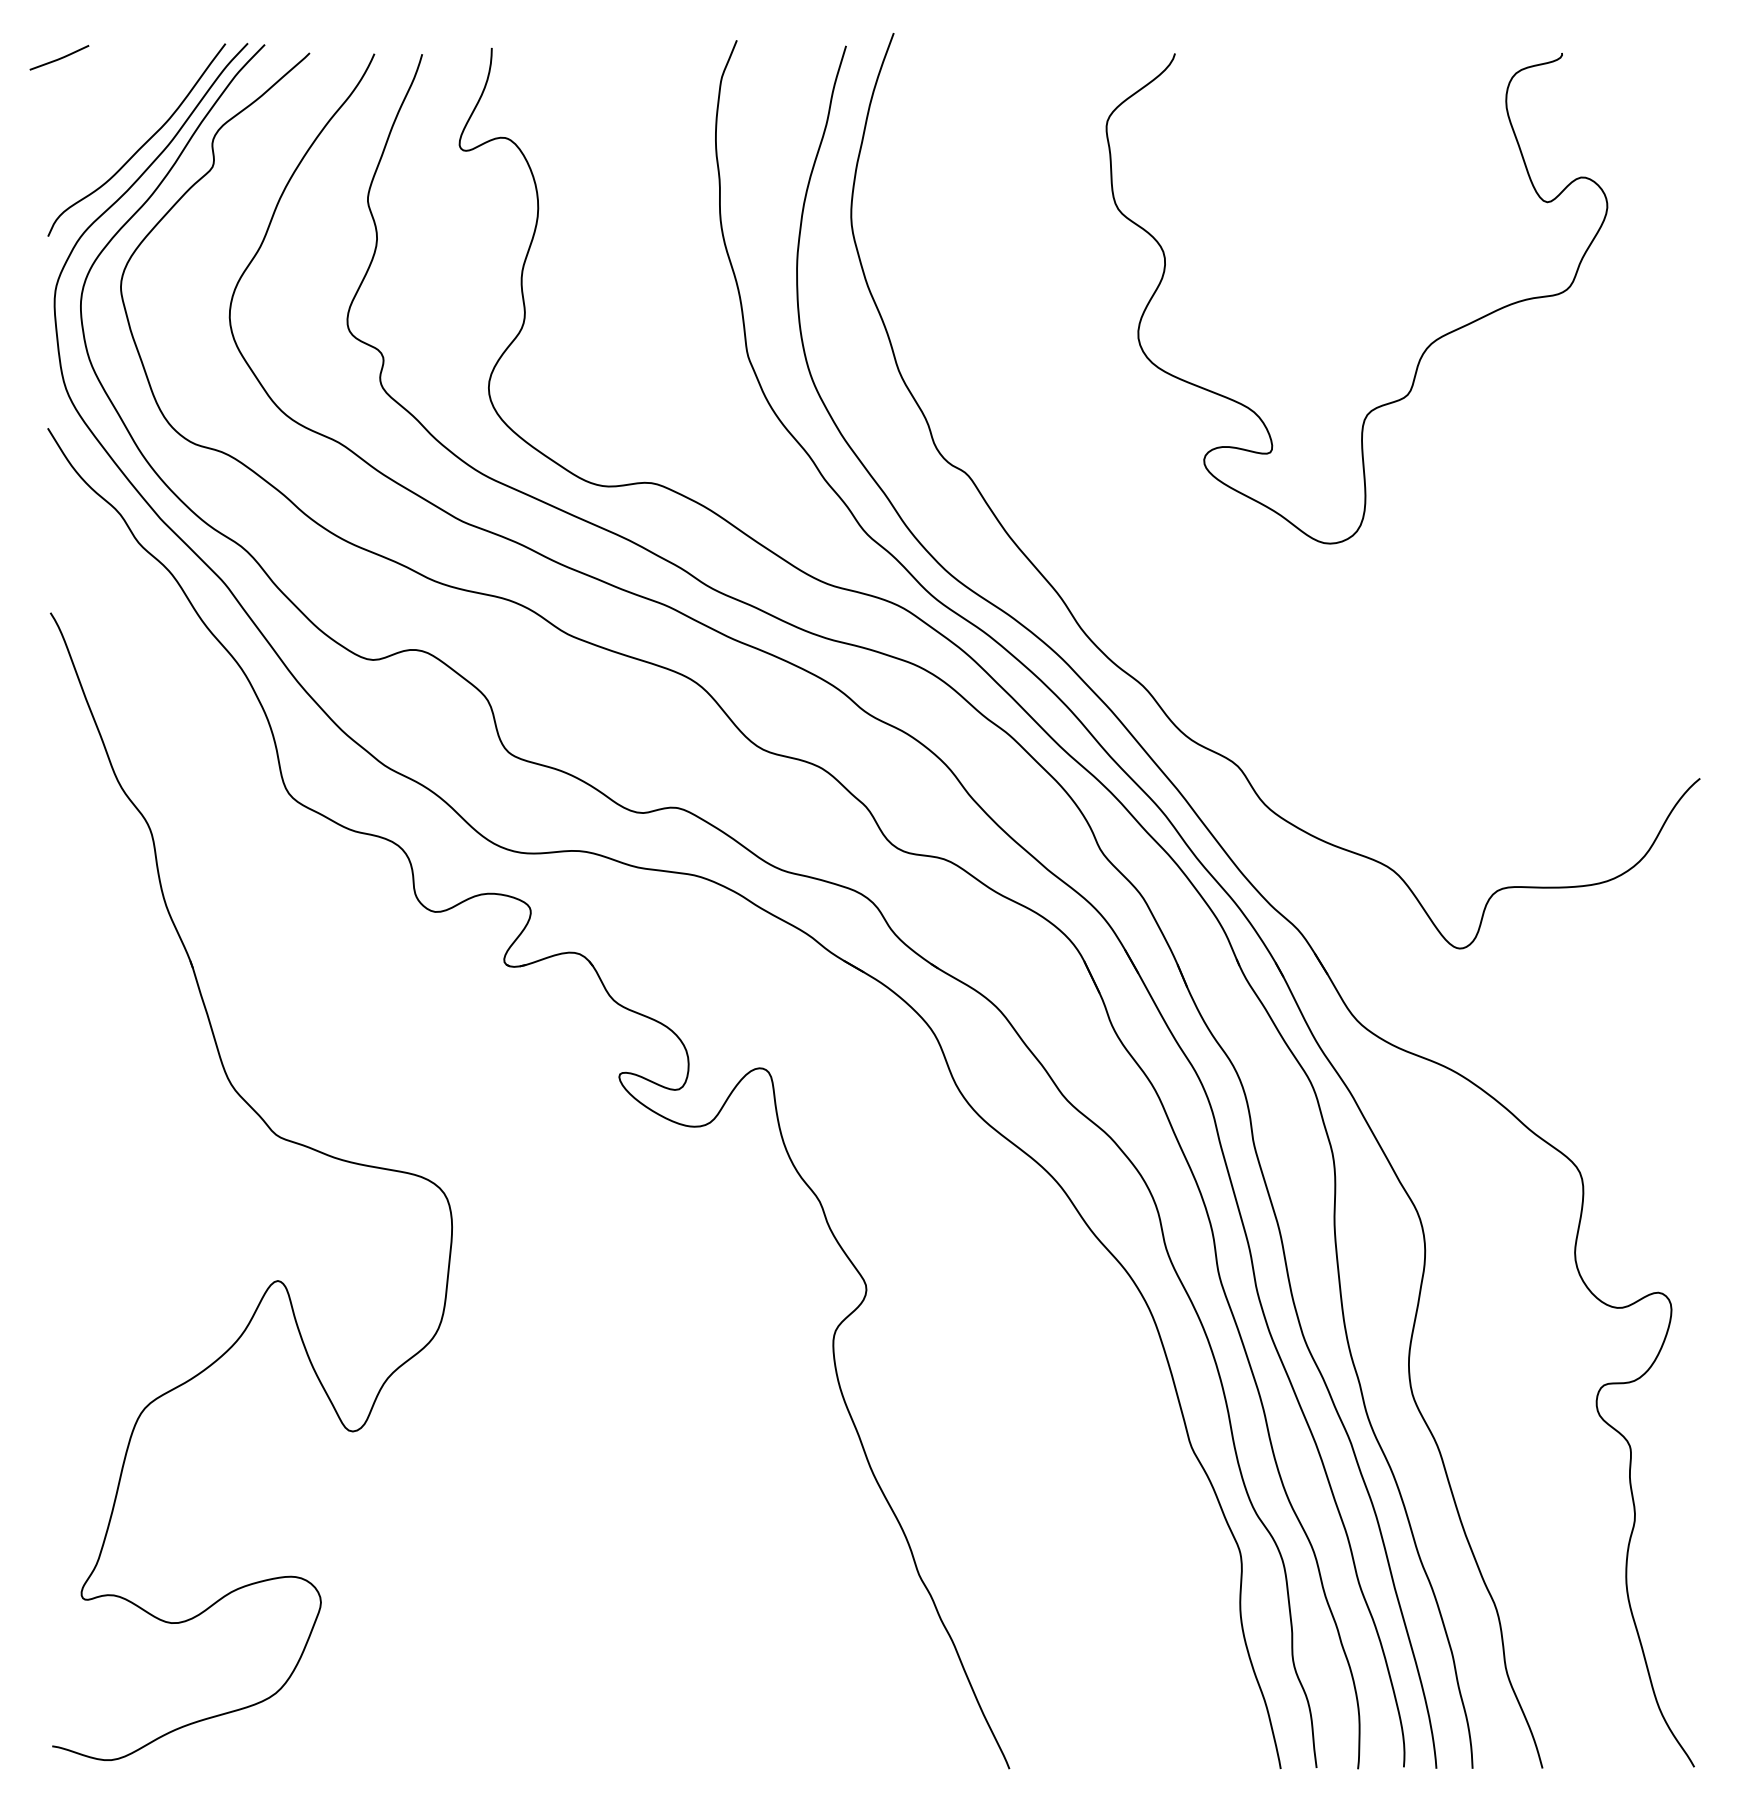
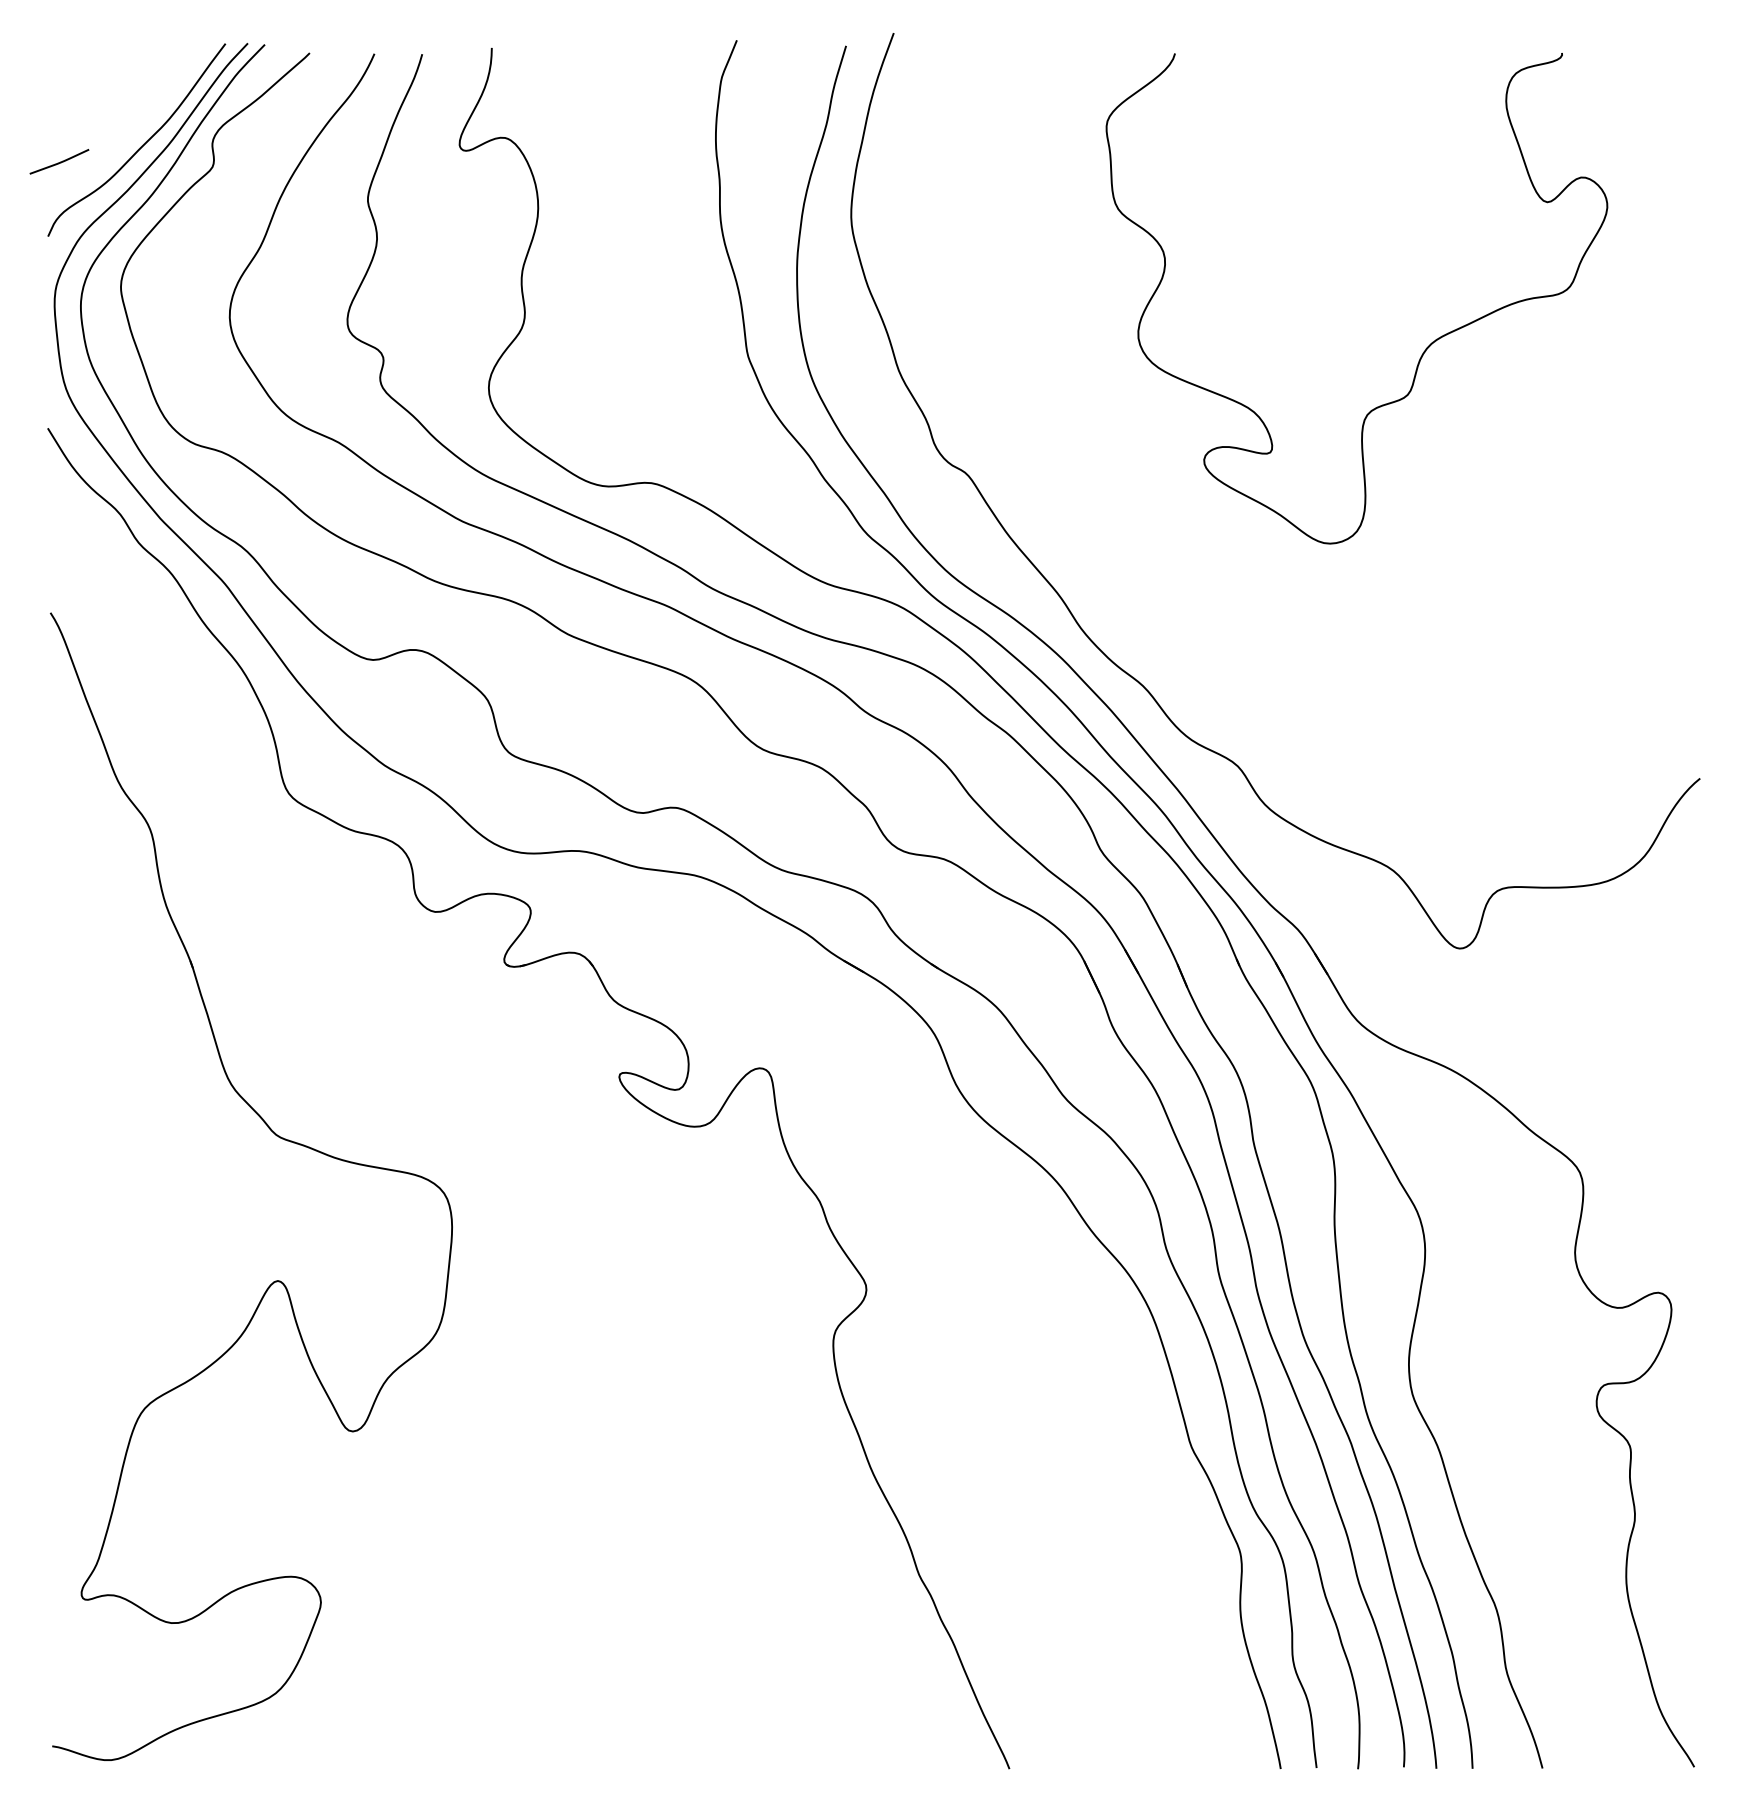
line position: (60, 57) -> (60, 161) (60, 161)
